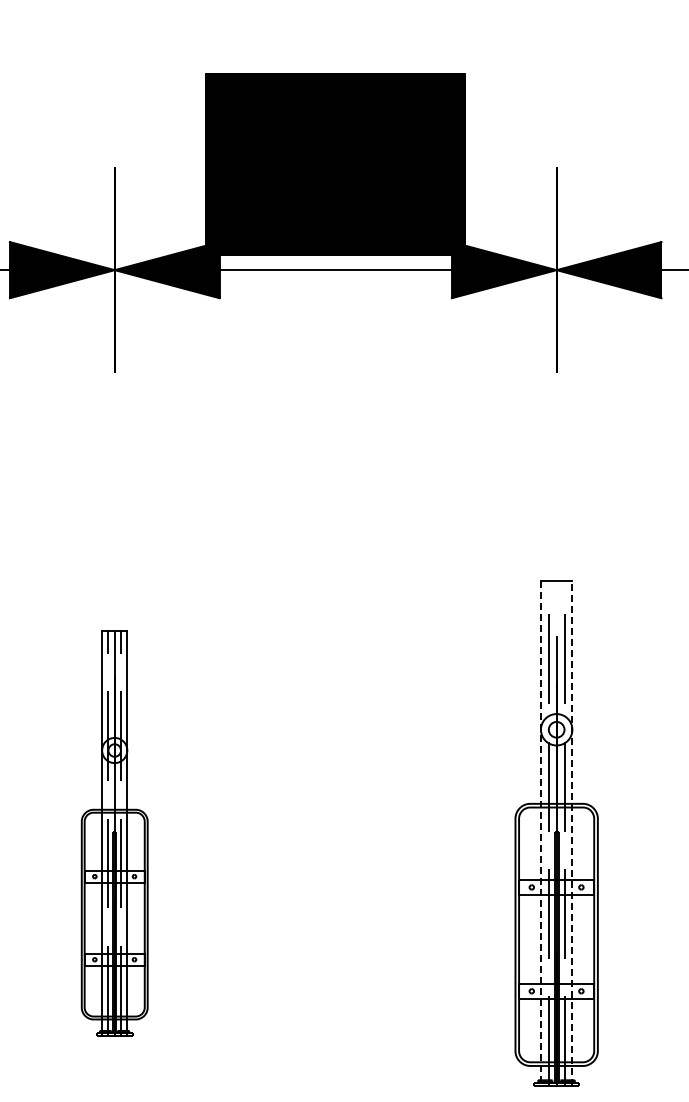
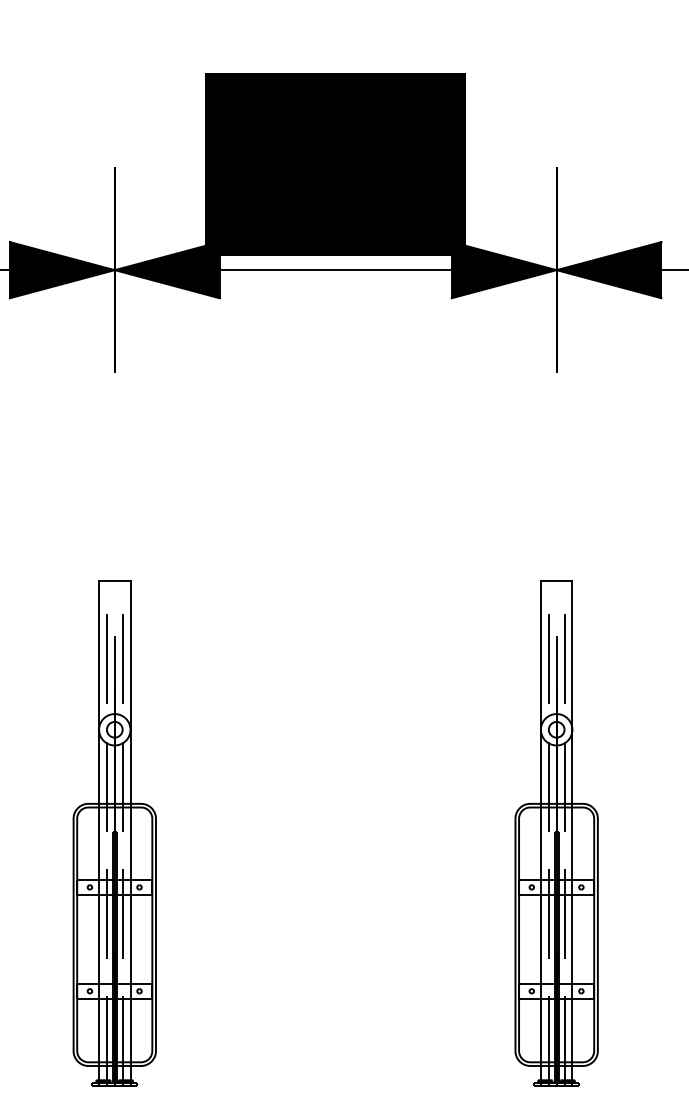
part size: 69x407 px -> 85x507 px (114, 833)
line: dashed -> solid (540, 833)
line: dashed -> solid (572, 833)
